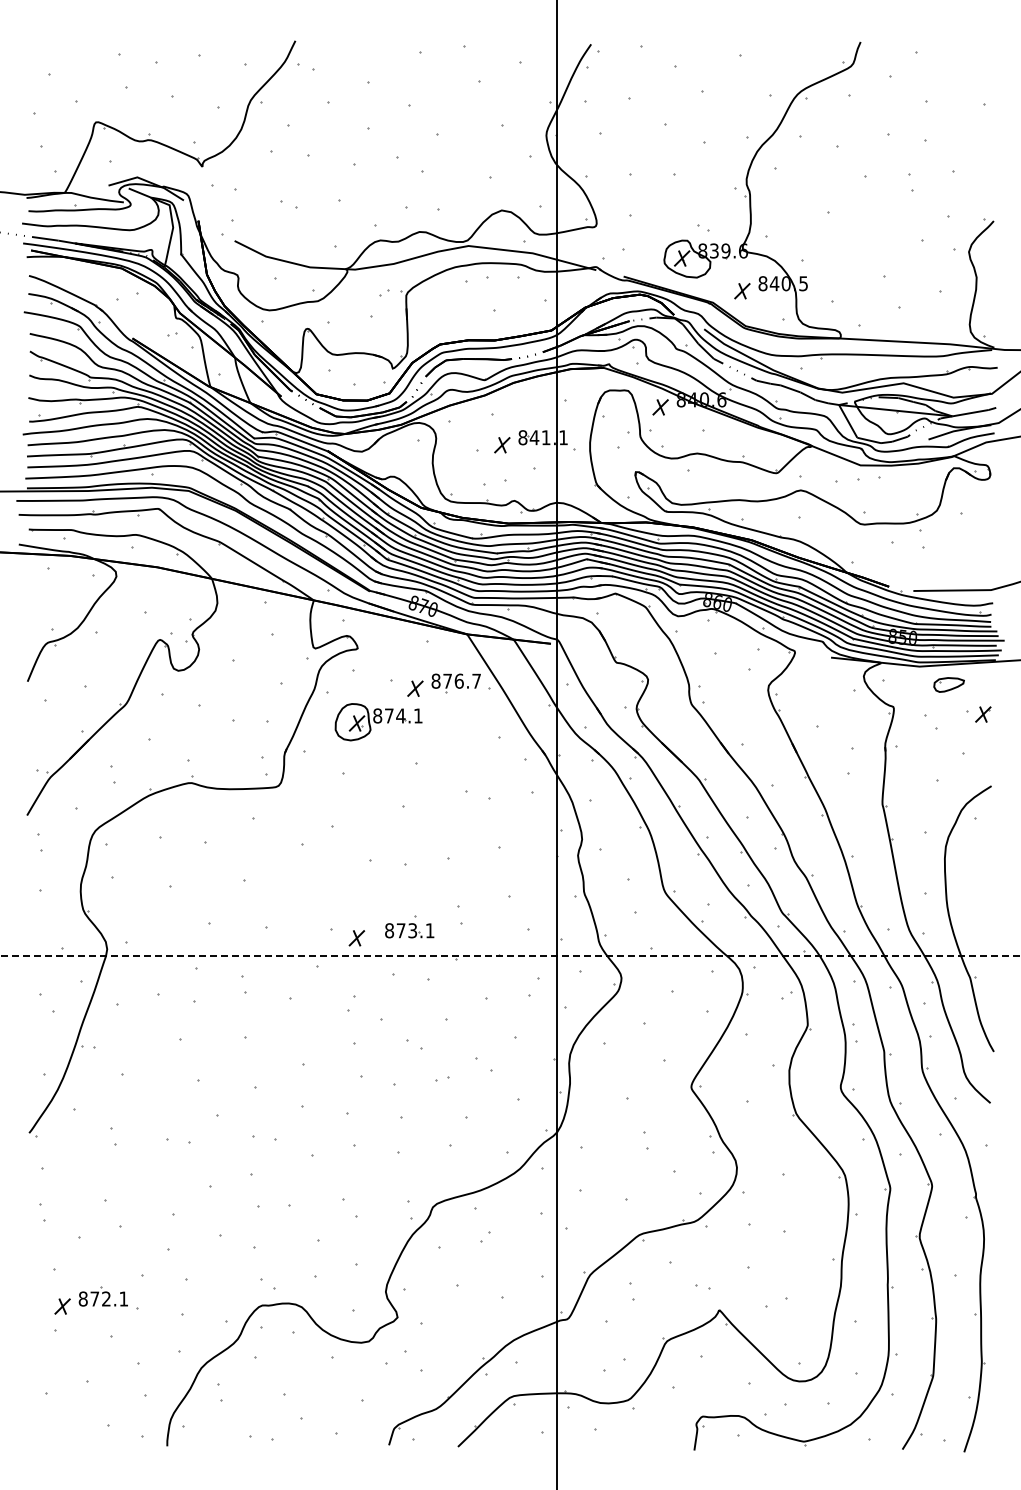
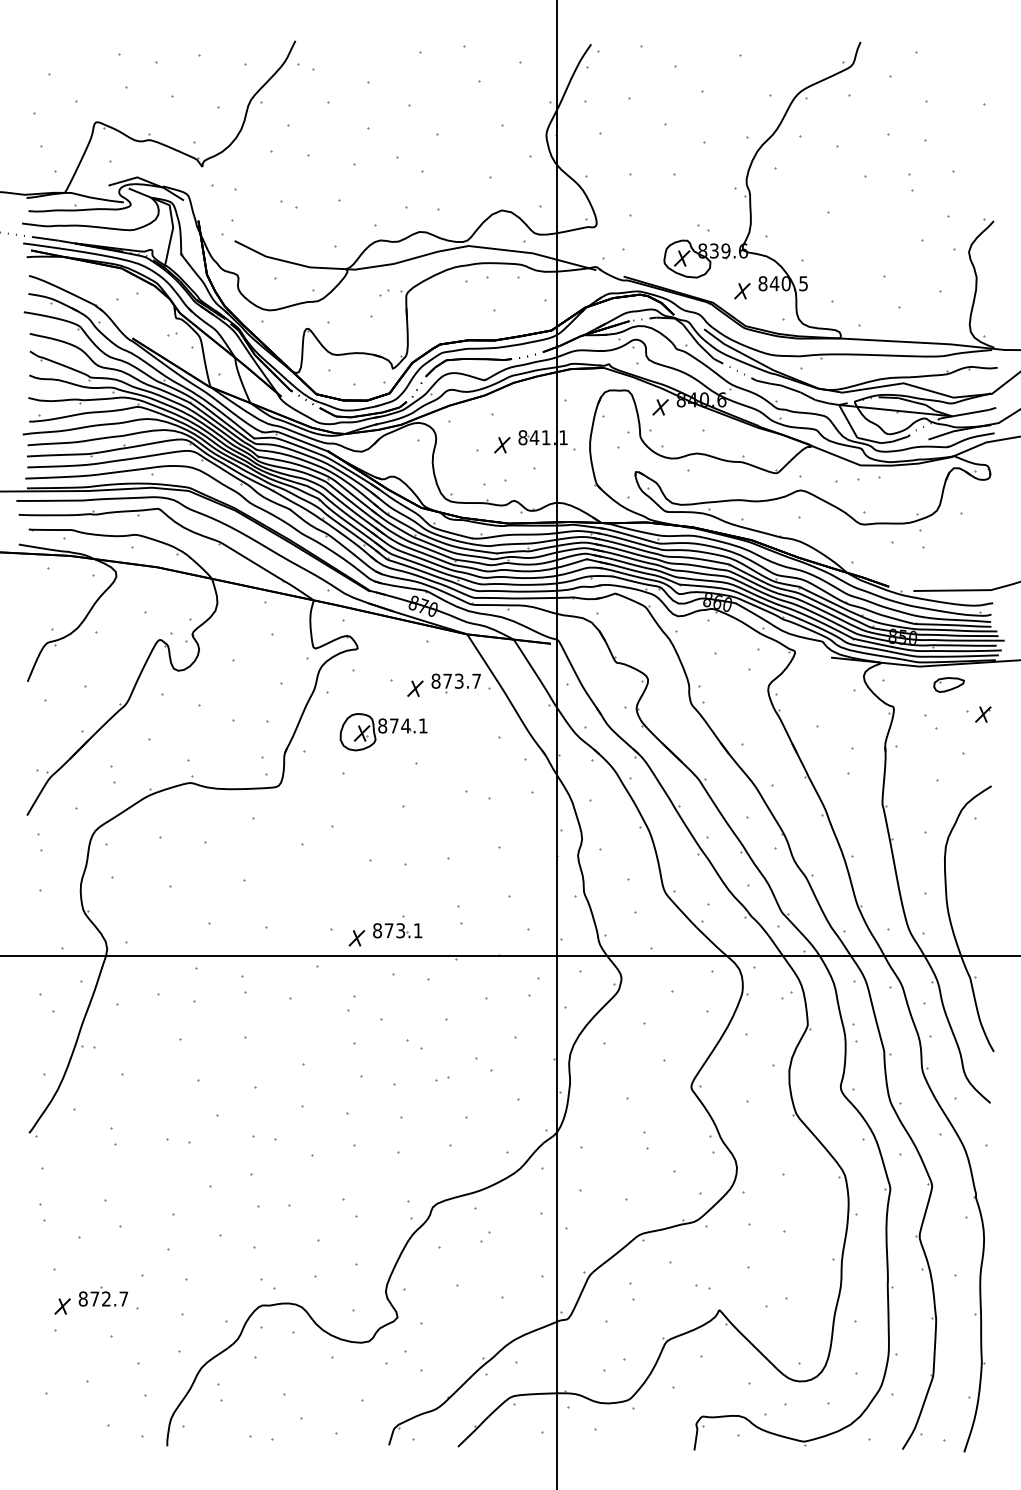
text: 876.7 -> 873.7 (458, 680)
part position: (378, 722) -> (383, 732) (383, 732)
part position: (409, 926) -> (397, 926) (397, 926)
line: dashed -> solid (510, 956)
text: 872.1 -> 872.7 (123, 1298)
